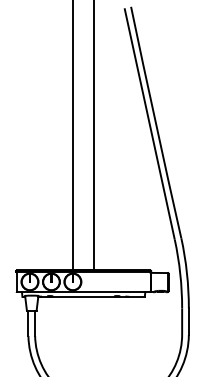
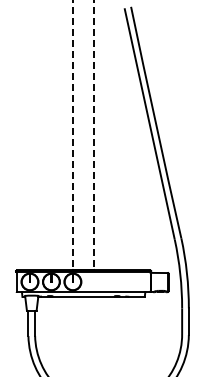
line: solid -> dashed (73, 135)
line: solid -> dashed (93, 135)
